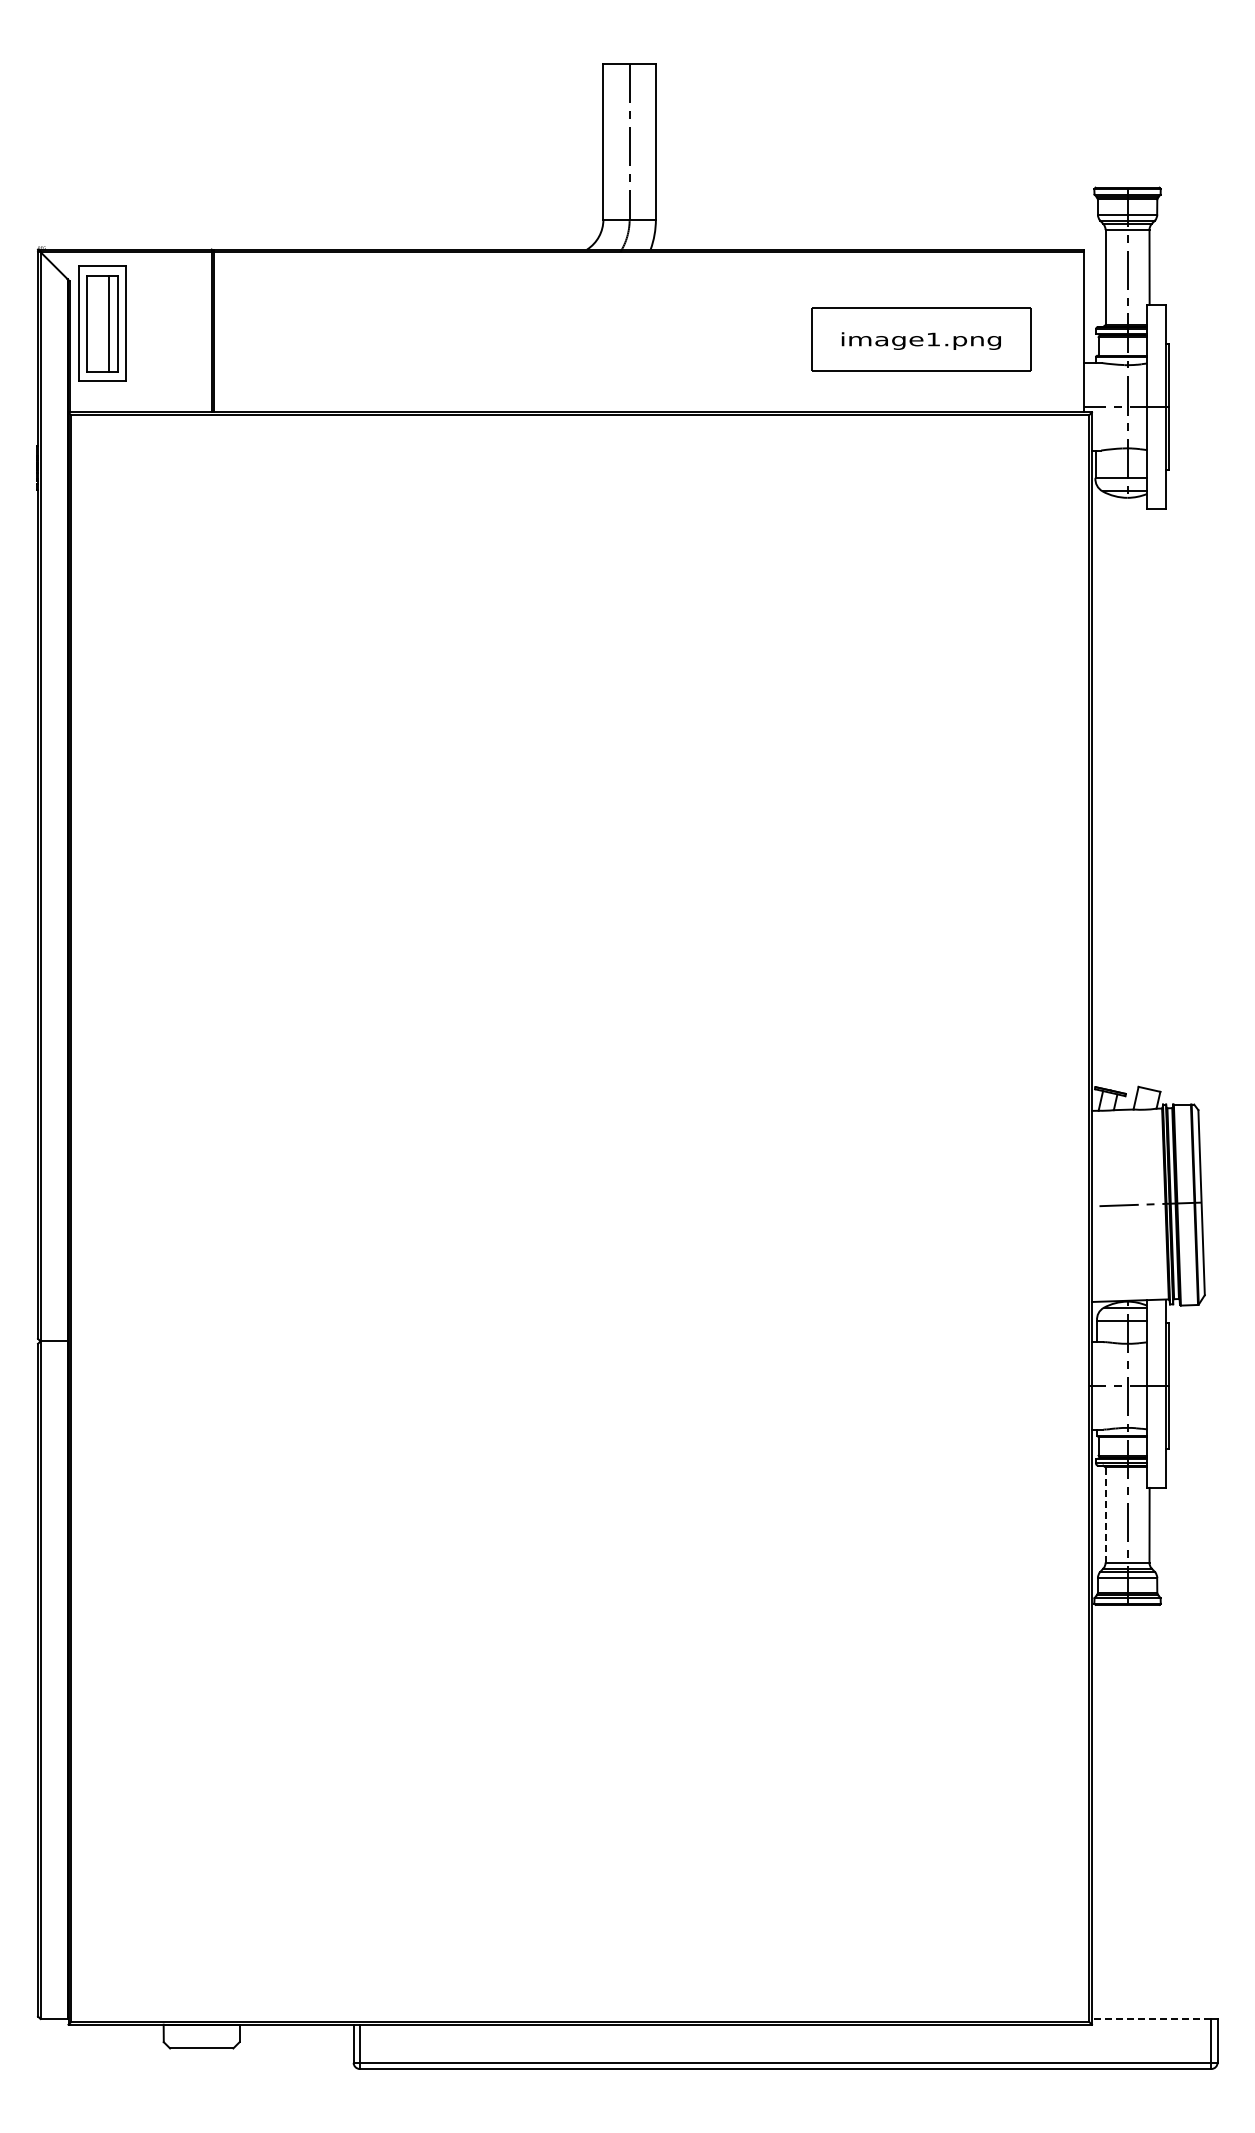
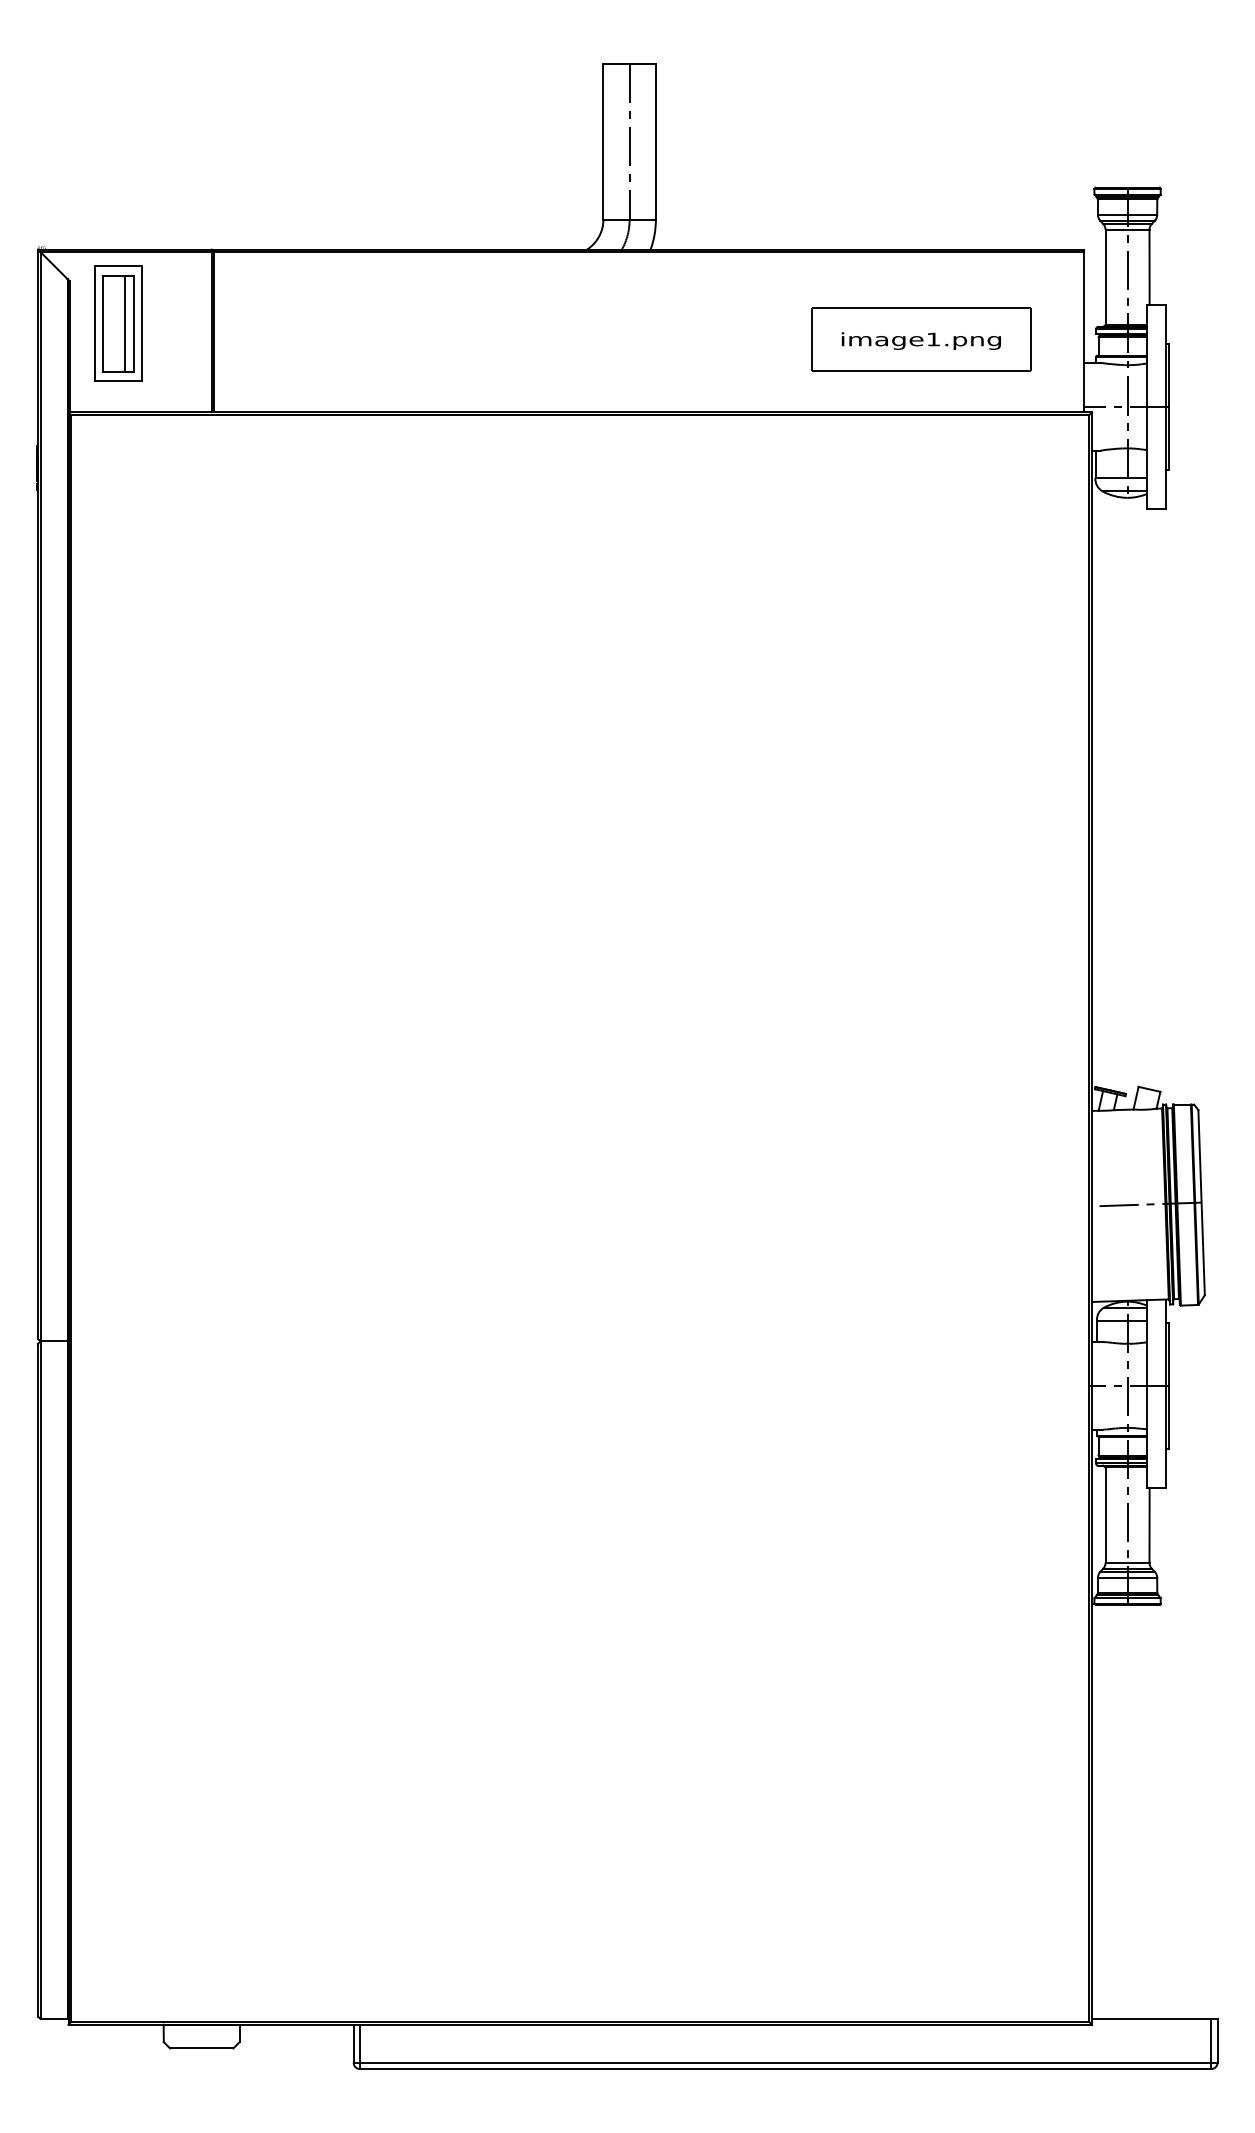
part position: (102, 323) -> (118, 323) (118, 323)
line: dashed -> solid (1105, 1515)
line: dashed -> solid (1151, 2019)
